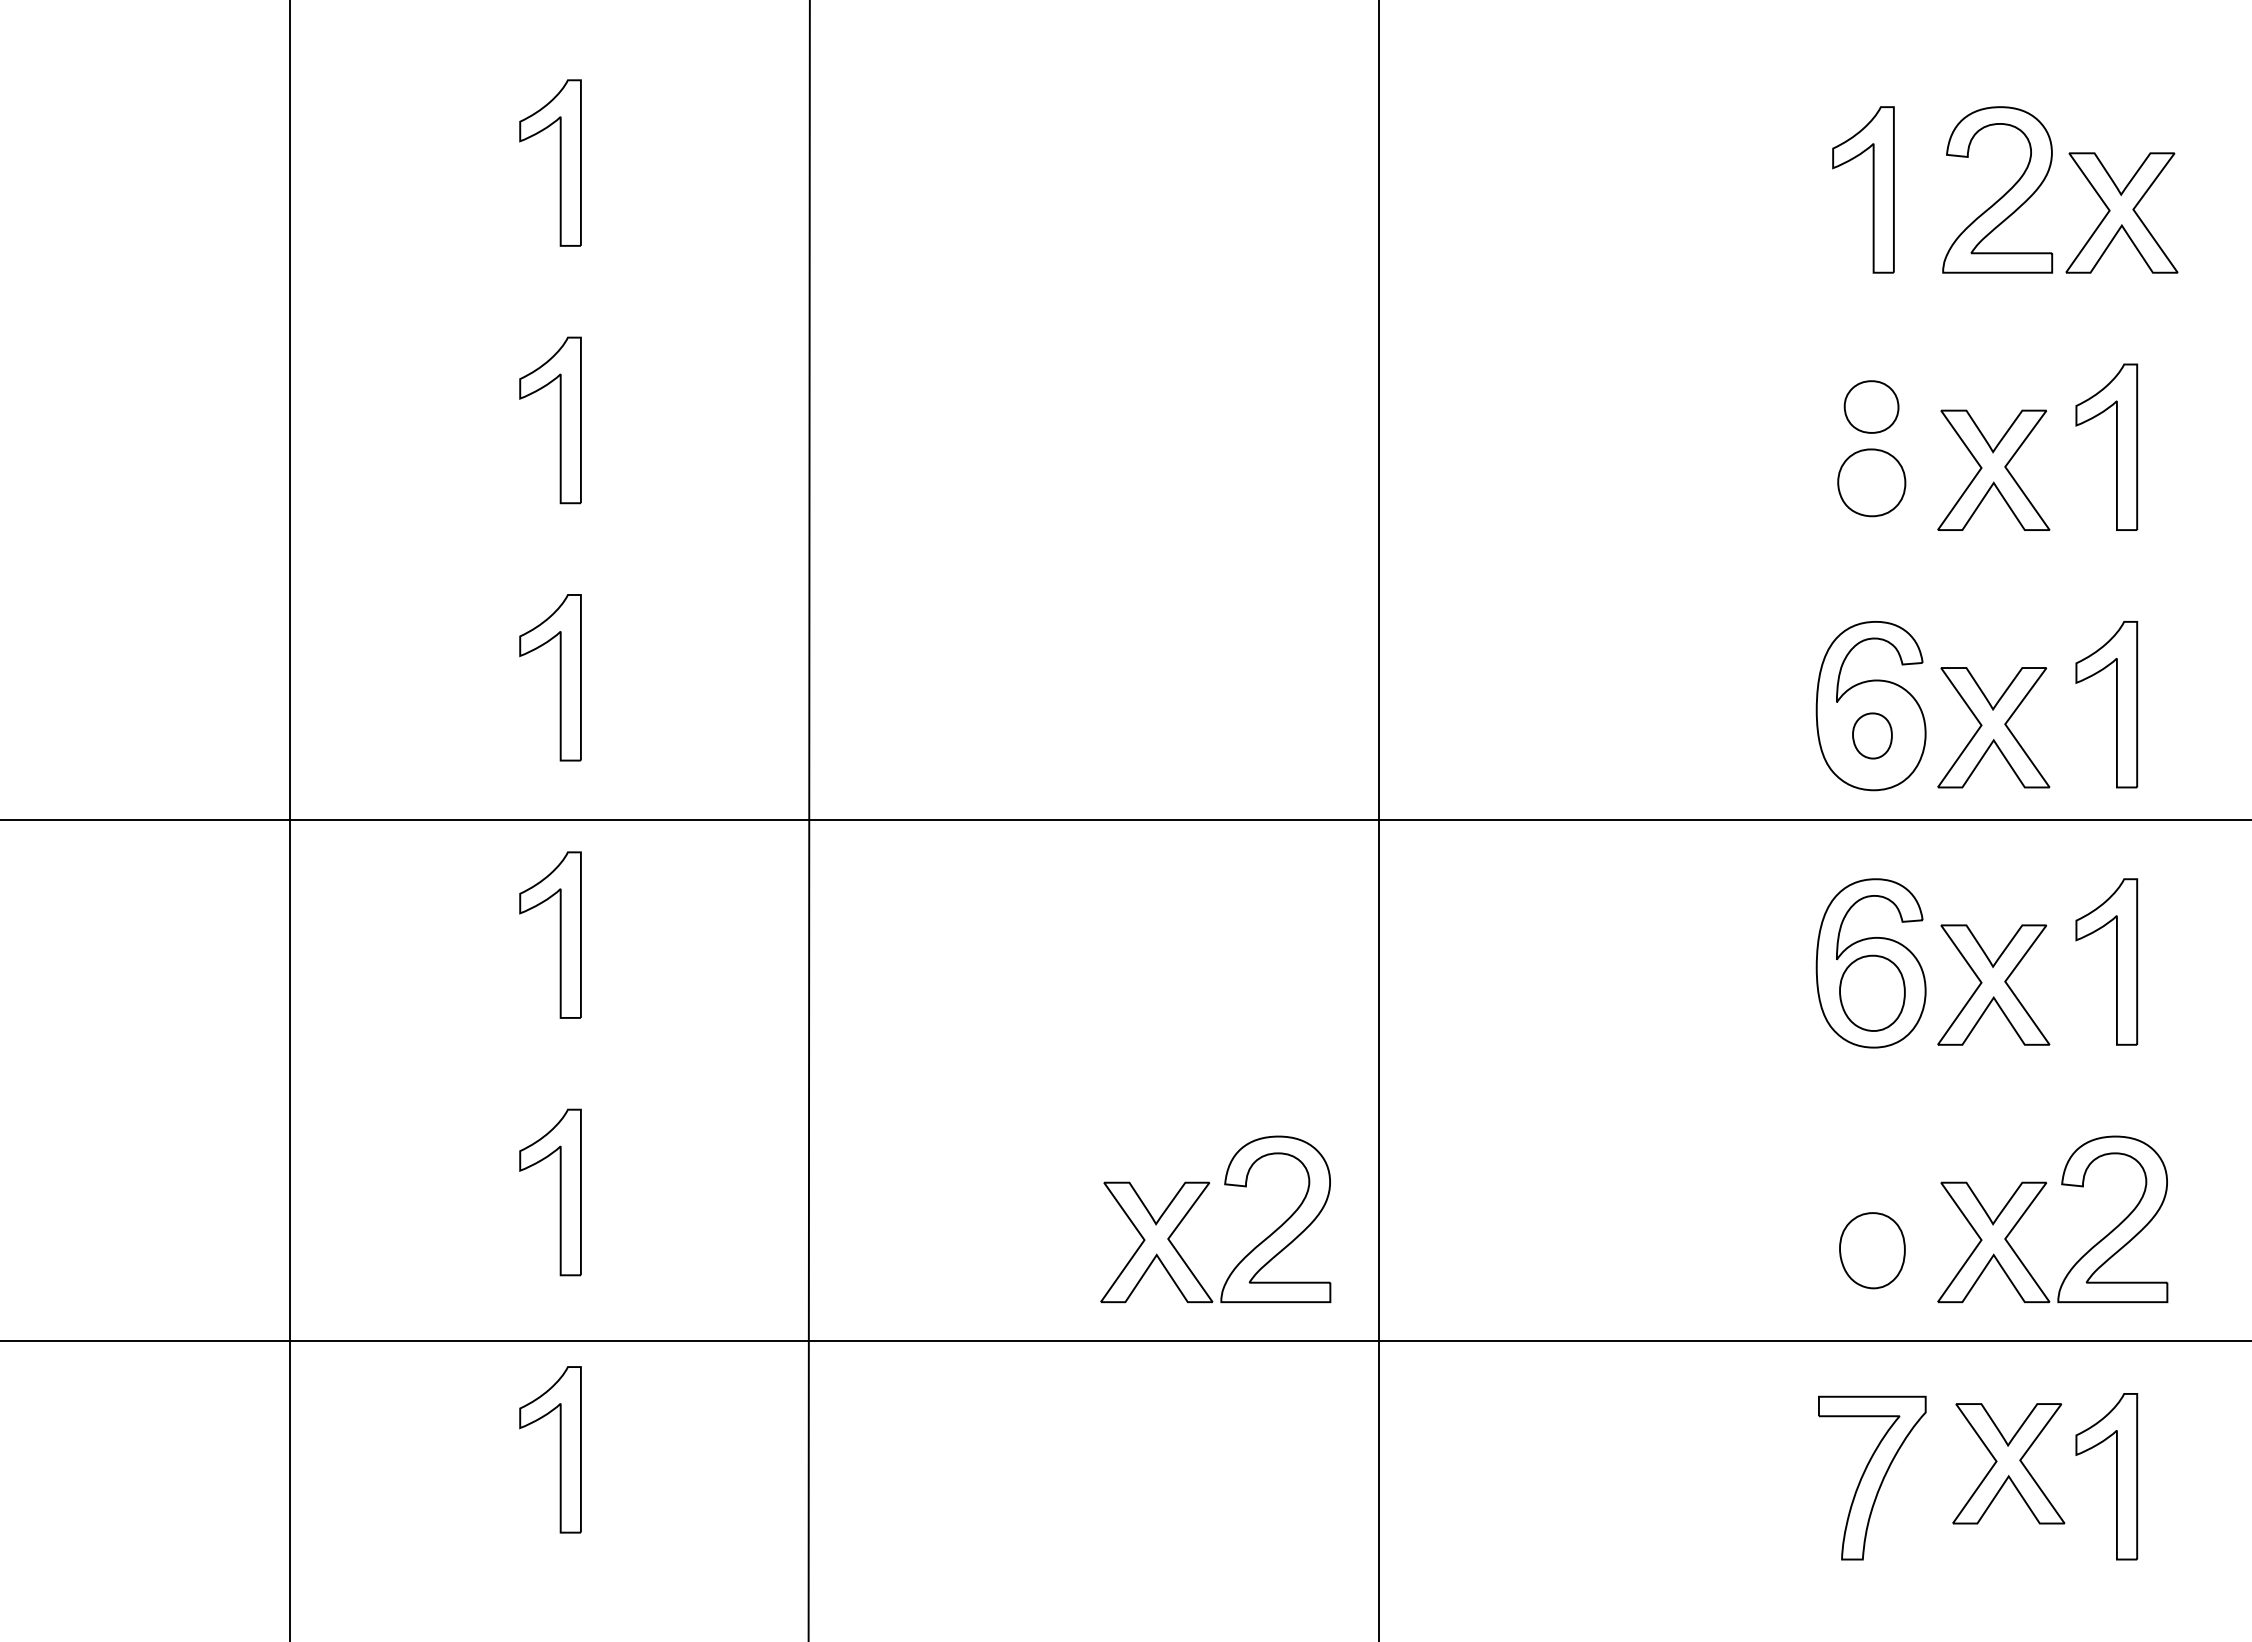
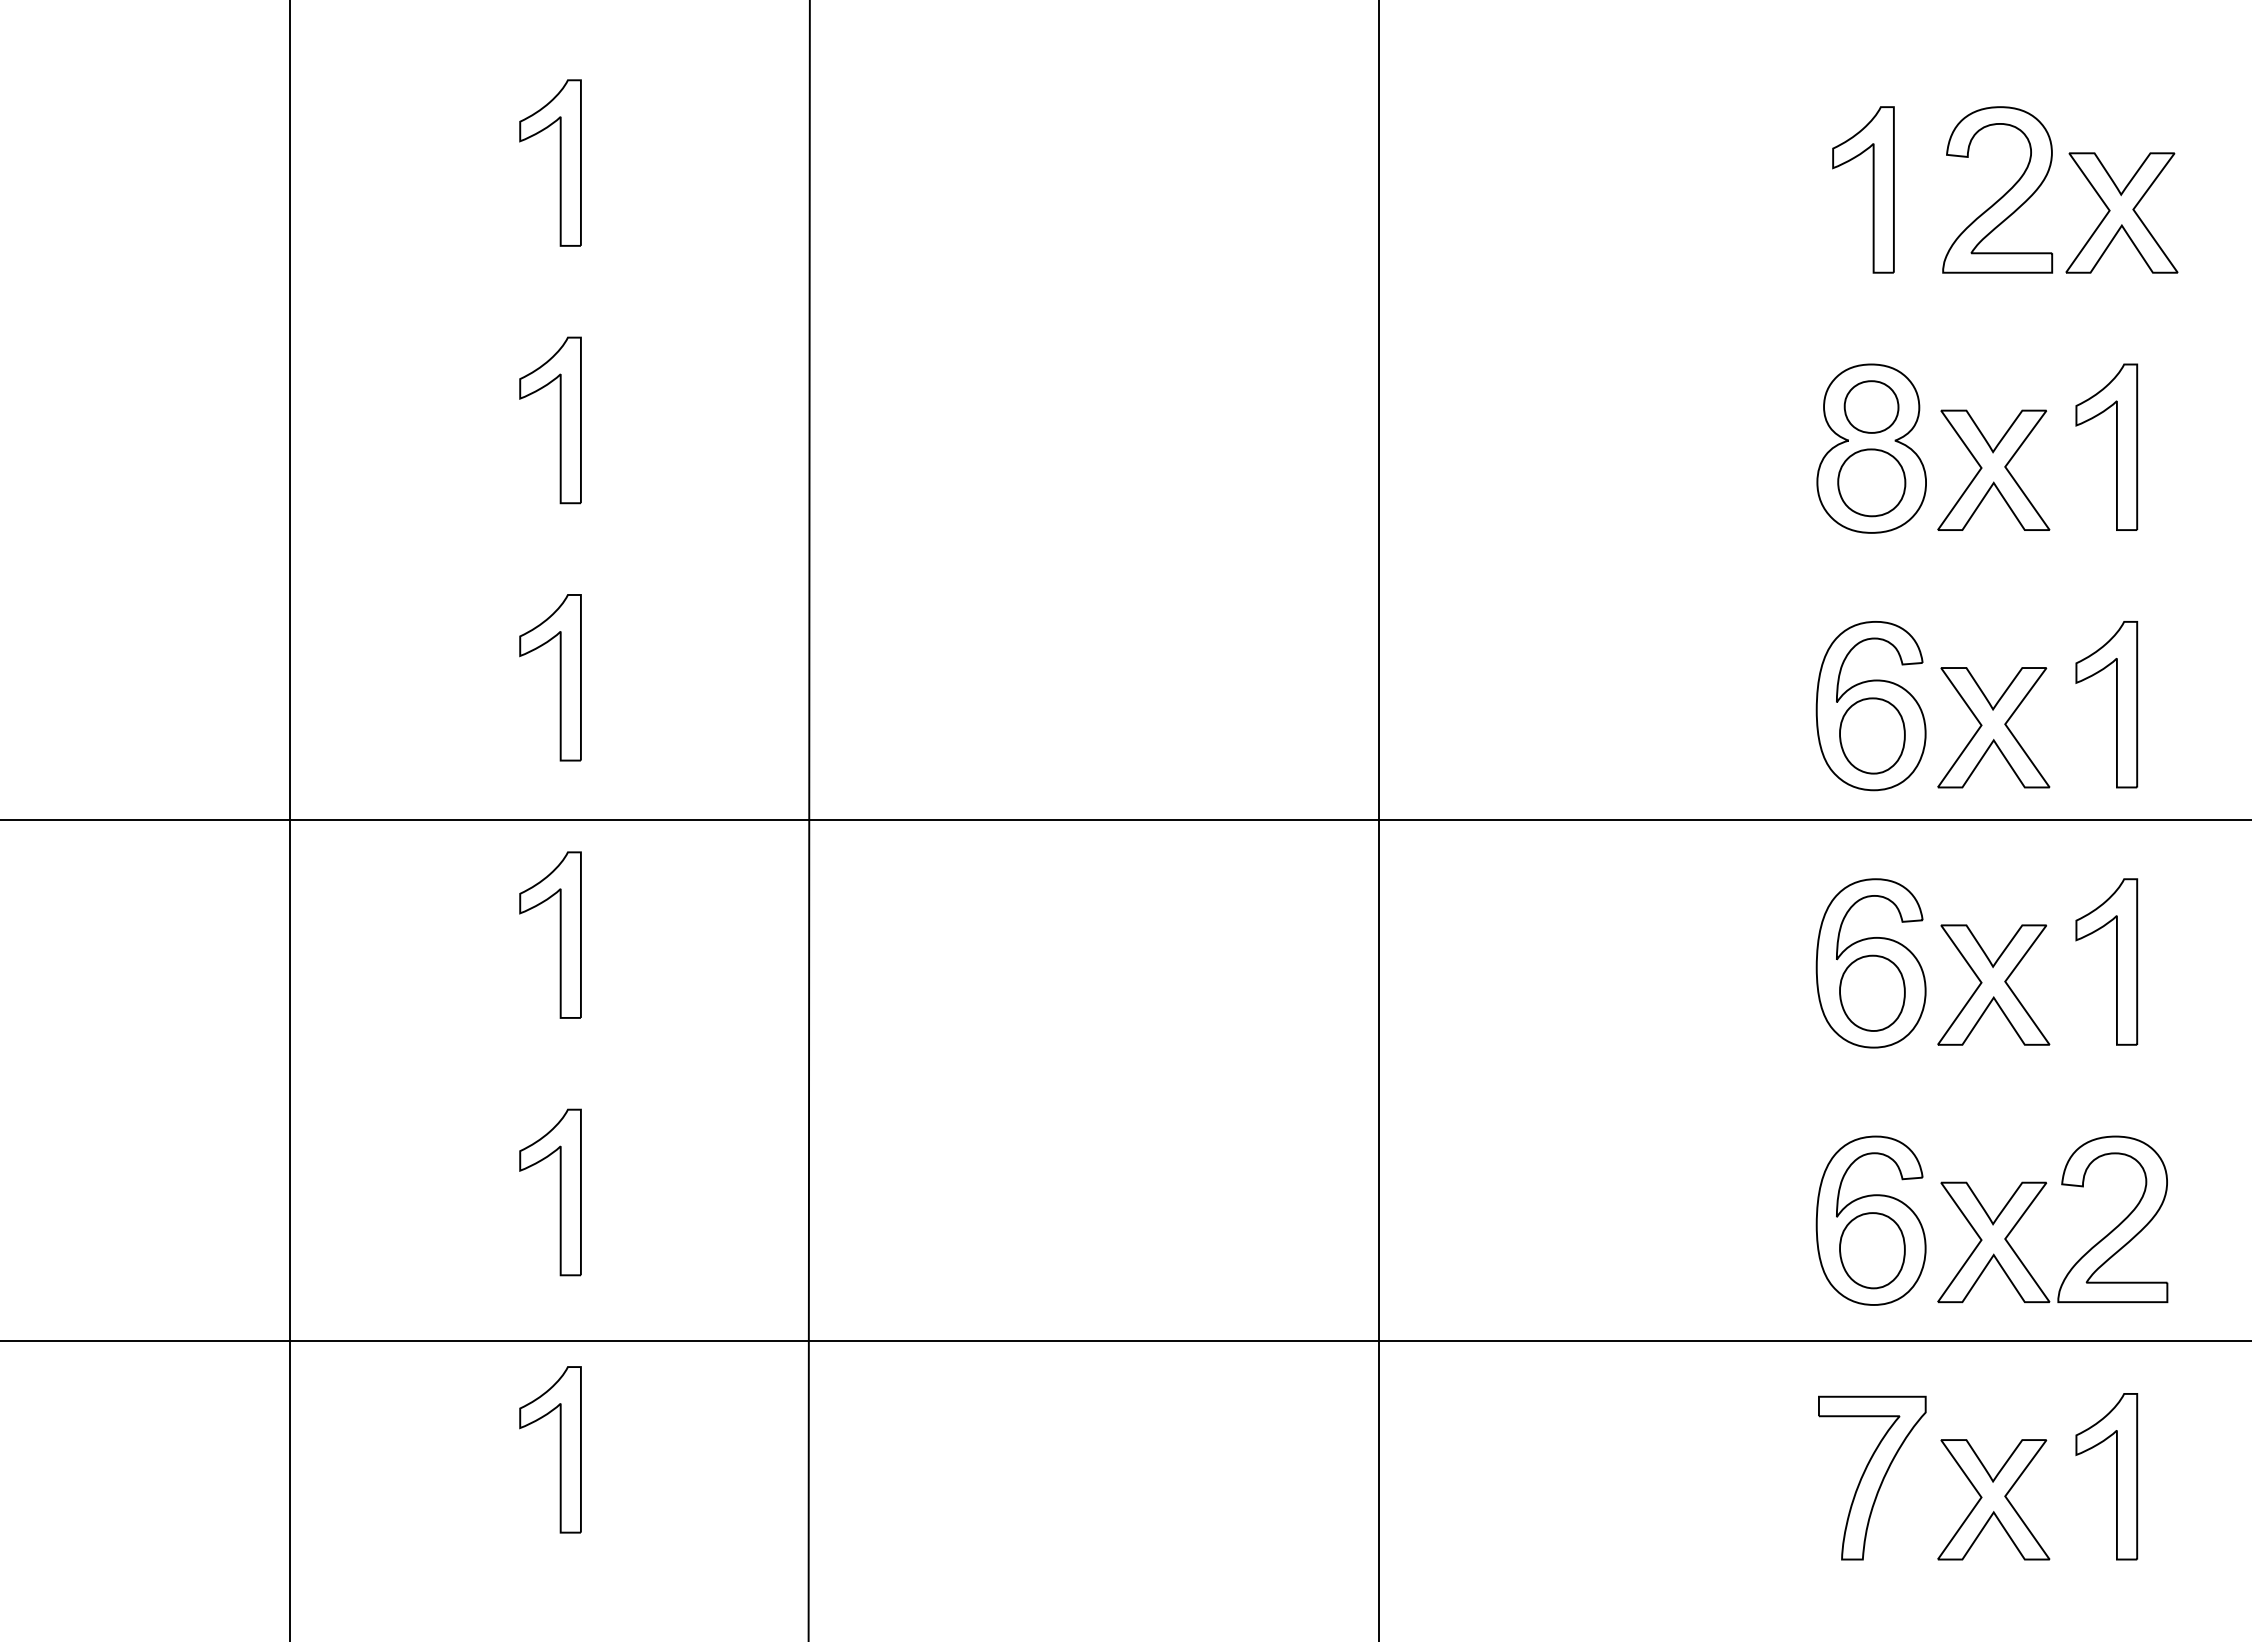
part: none -> present (1871, 448)
part size: 41x48 px -> 67x78 px (1872, 735)
part: present -> none (1196, 1202)
part: none -> present (1870, 1220)
part position: (2008, 1463) -> (1993, 1499) (1993, 1499)
